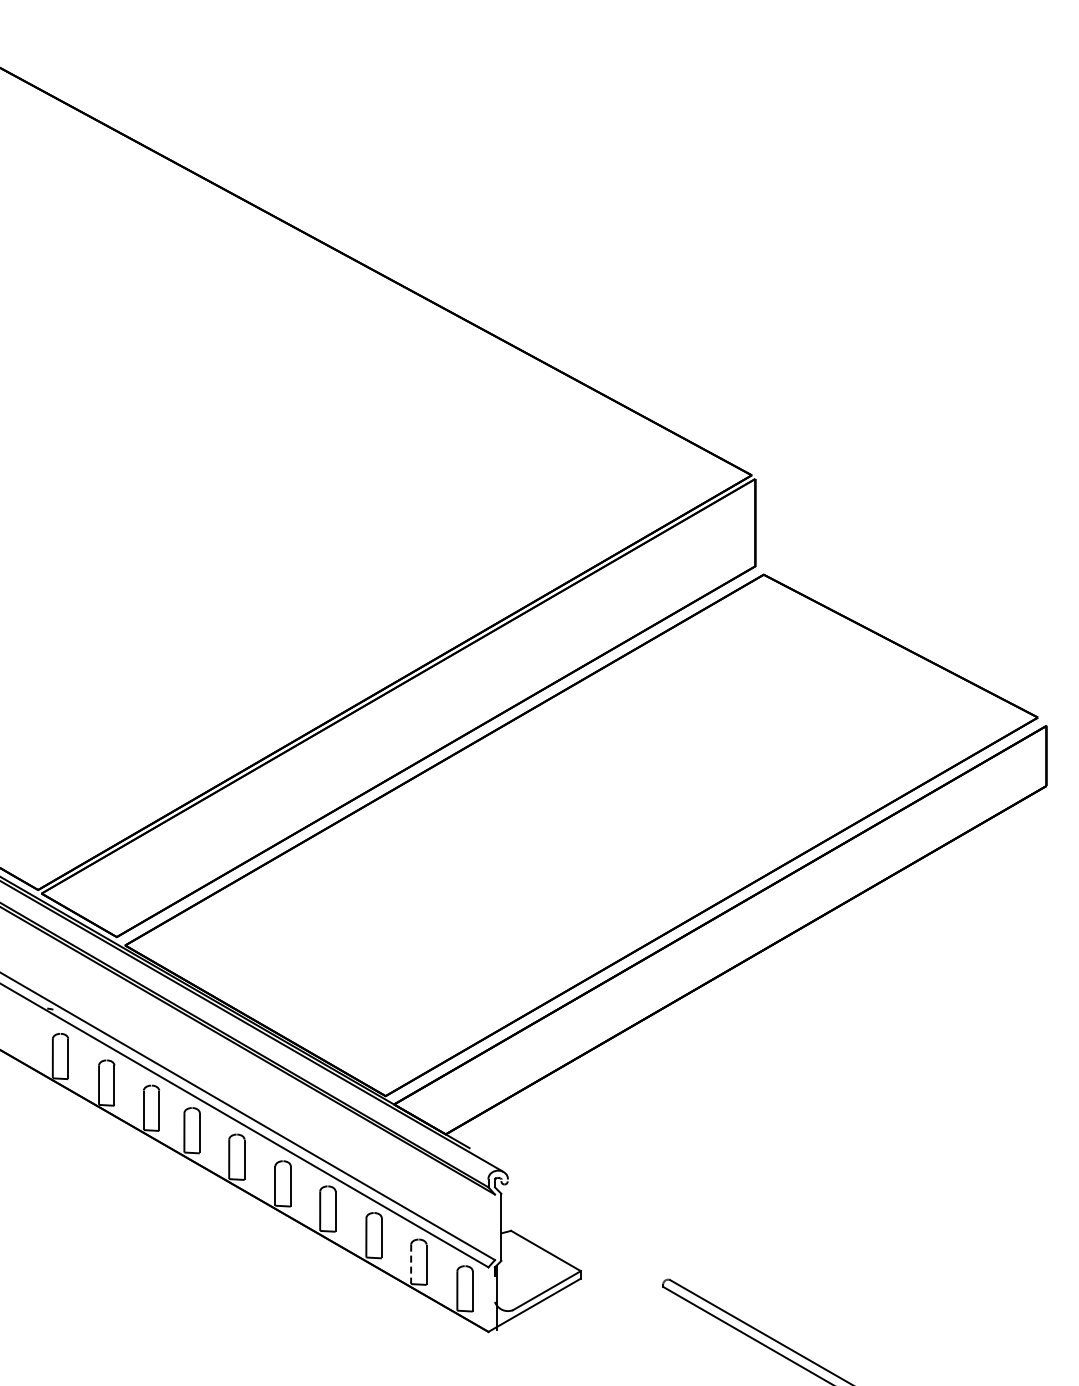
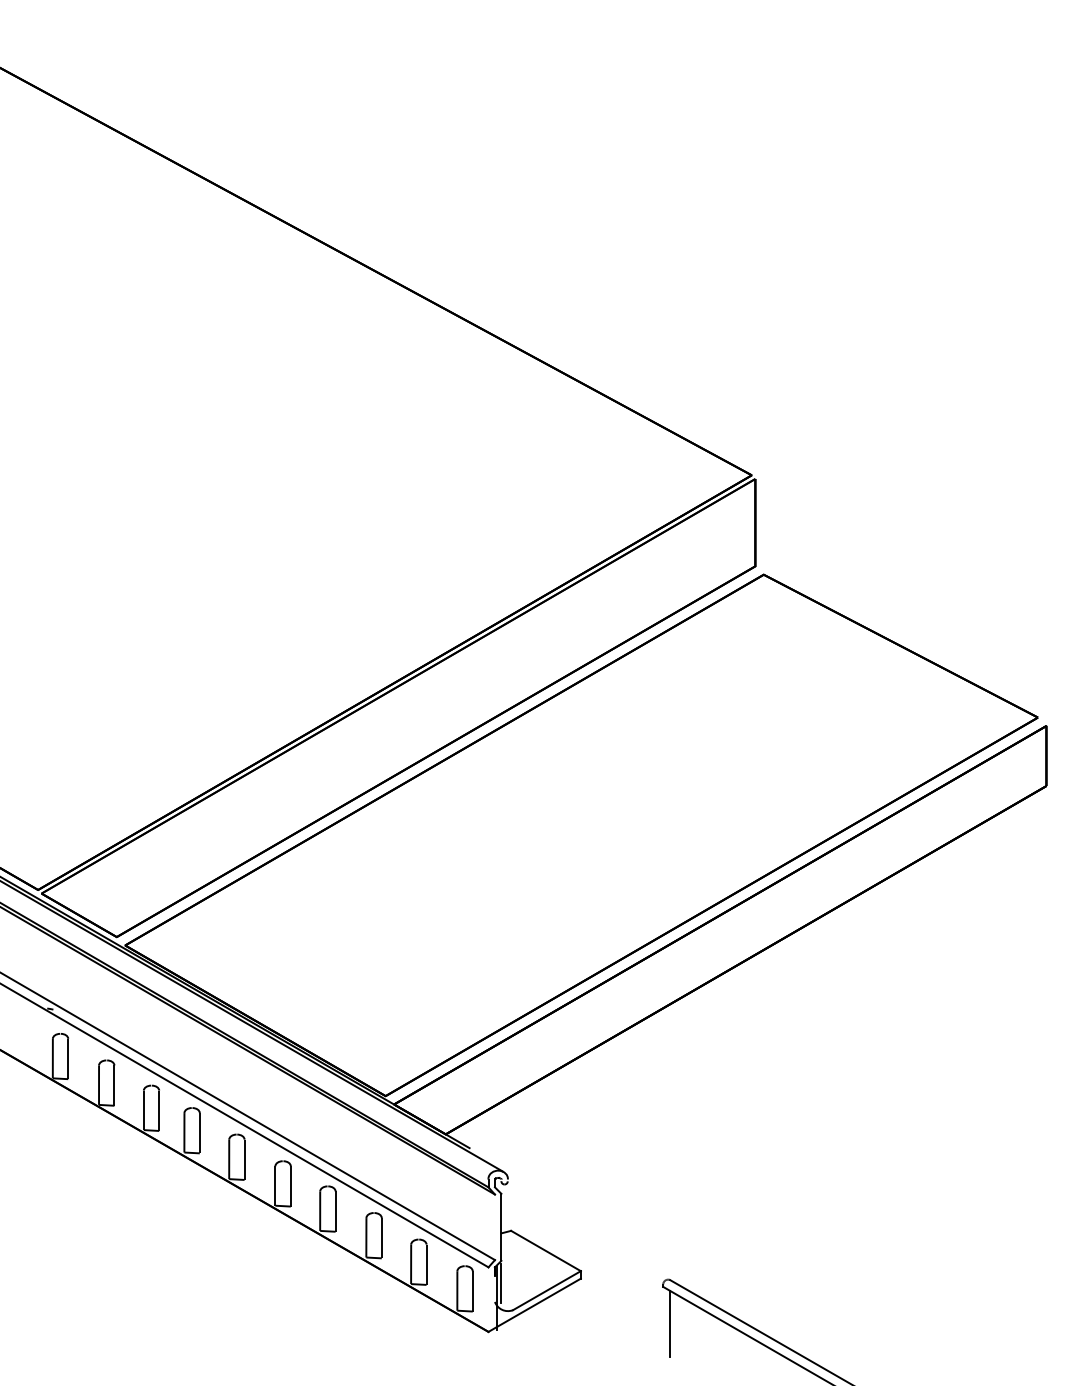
line: dashed -> solid (411, 1264)
line: none -> present (501, 1283)
line: none -> present (669, 1323)
